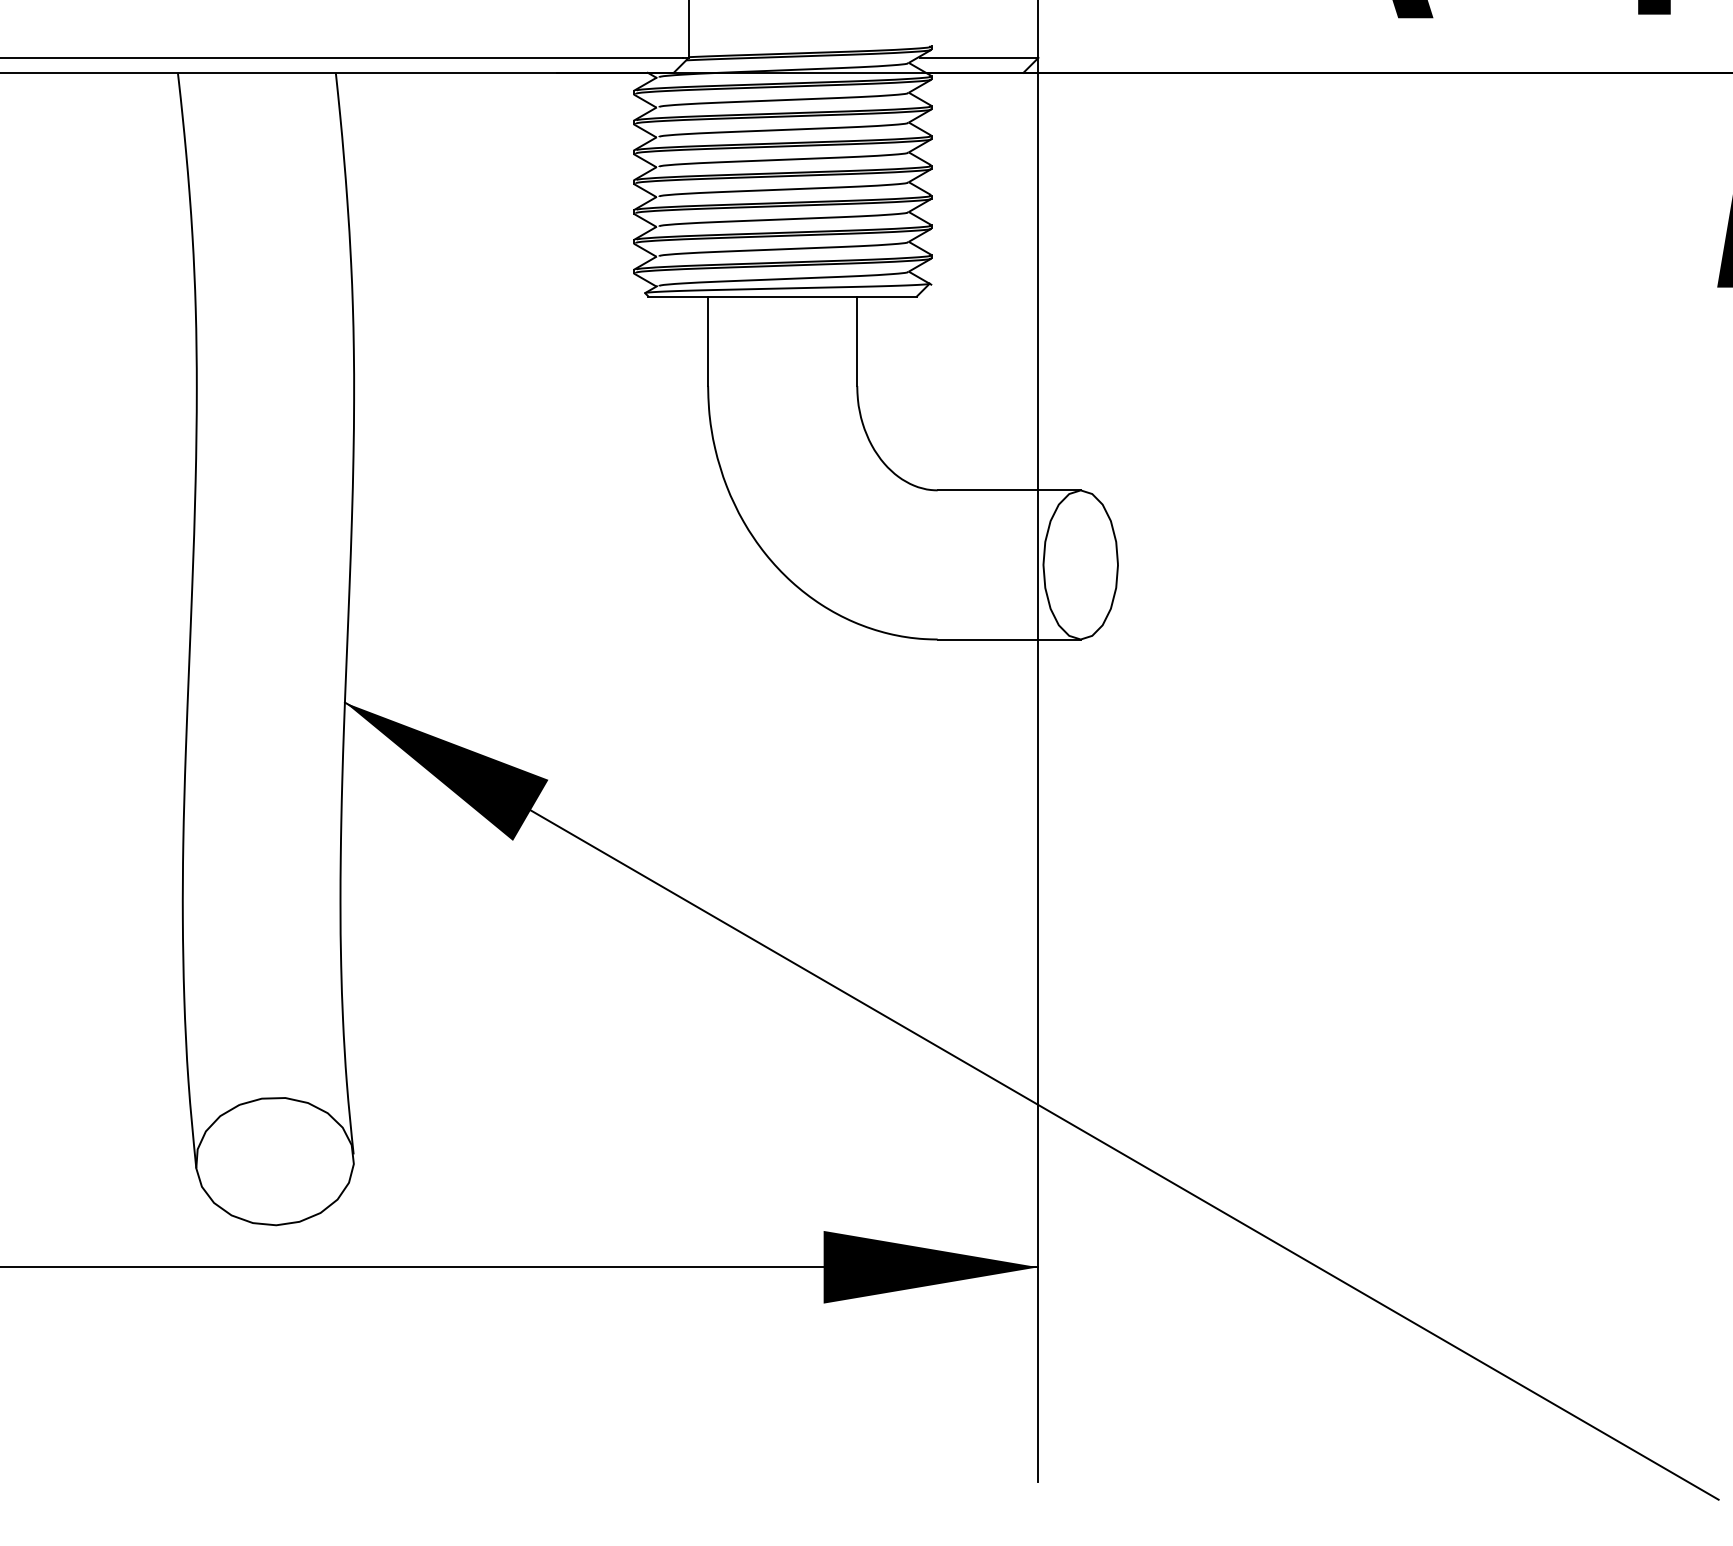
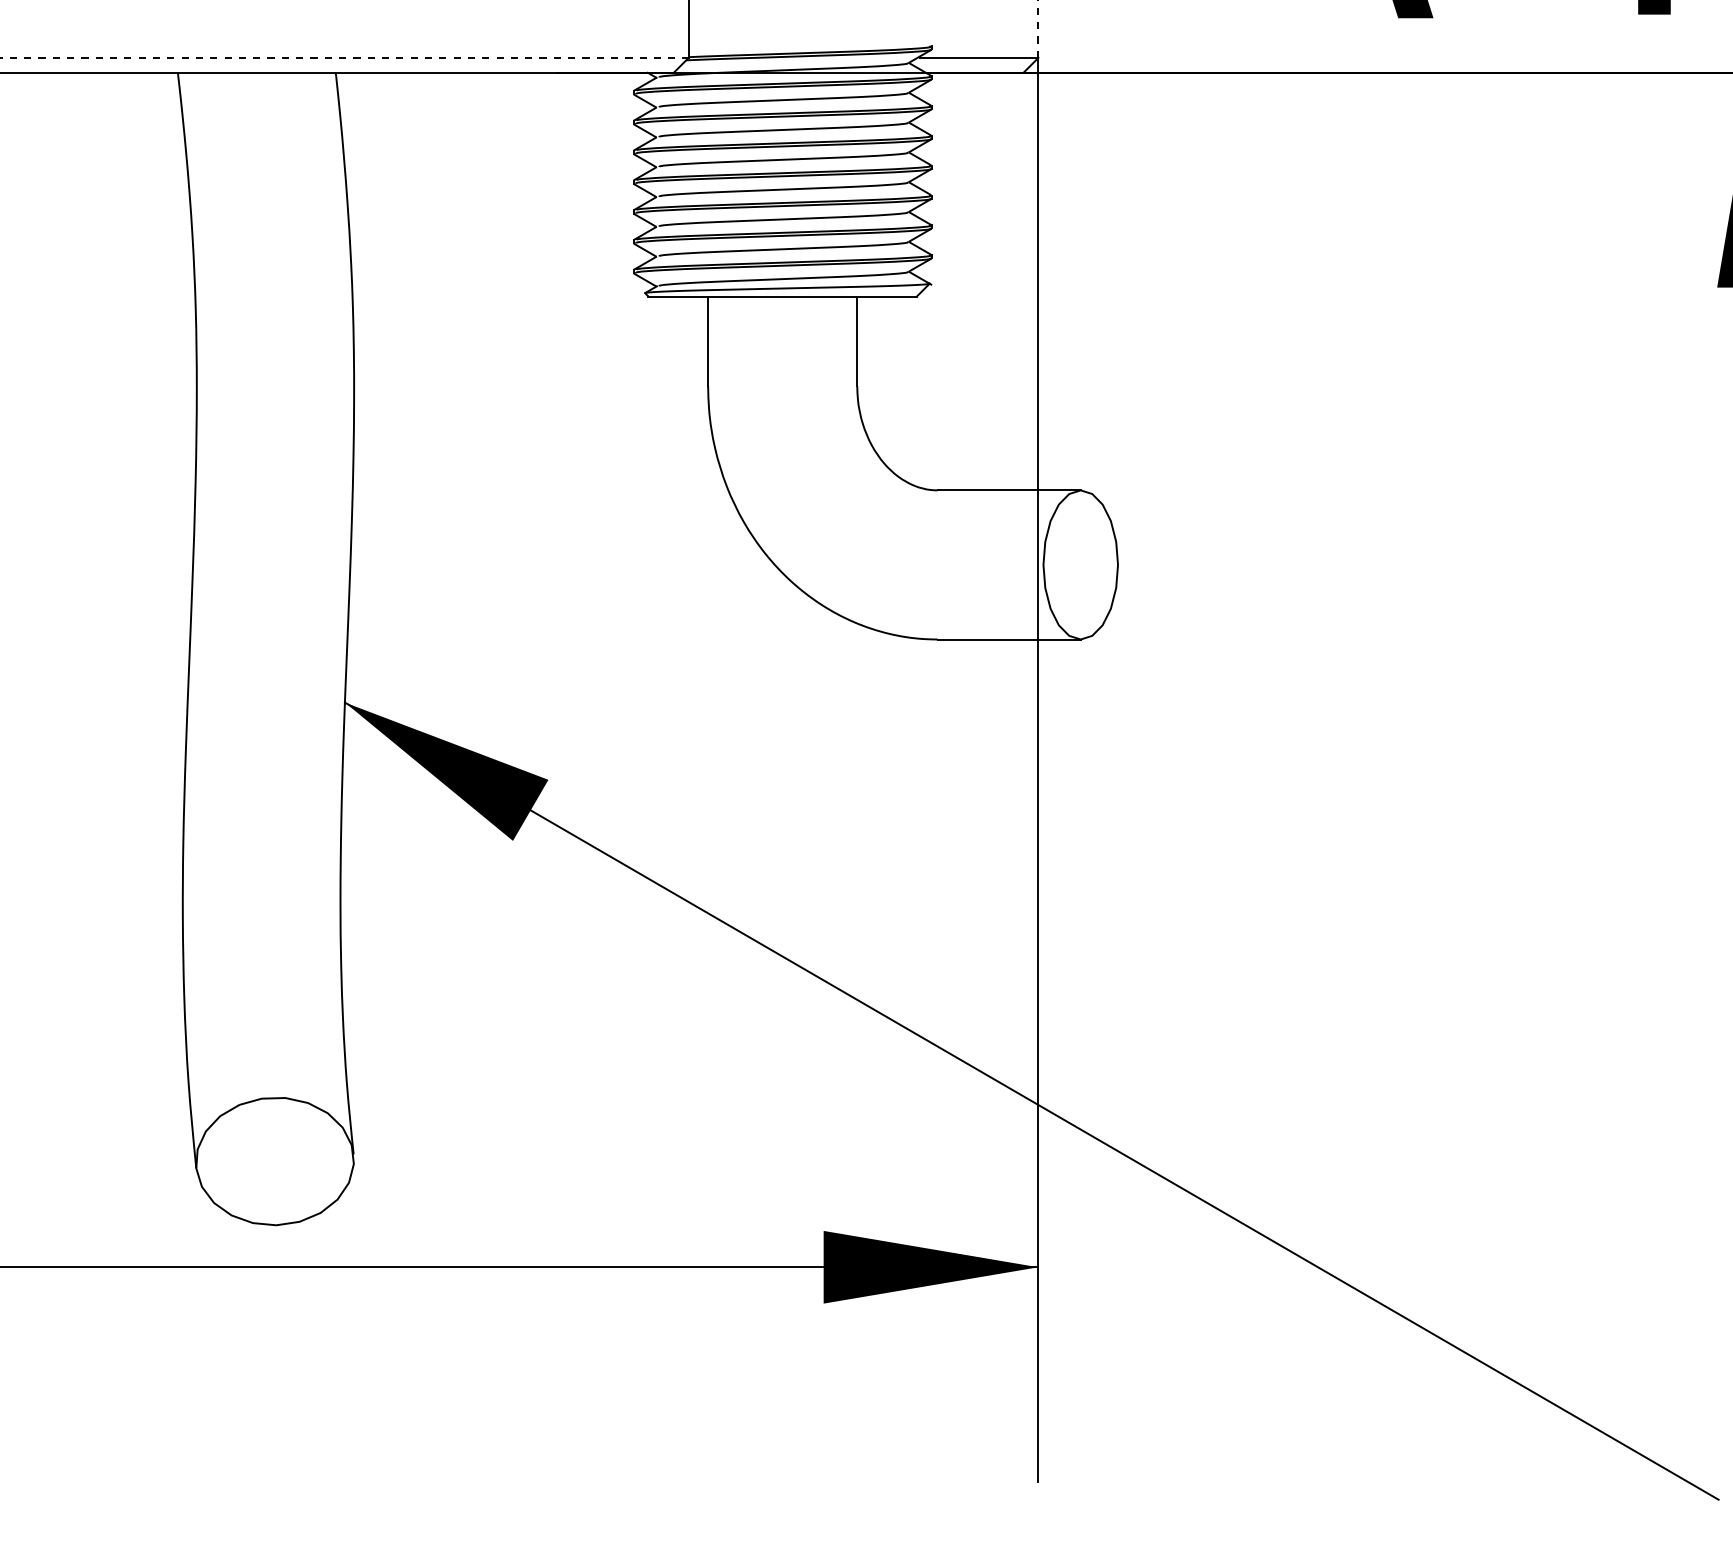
line: solid -> dashed (1038, 28)
line: solid -> dashed (342, 57)
